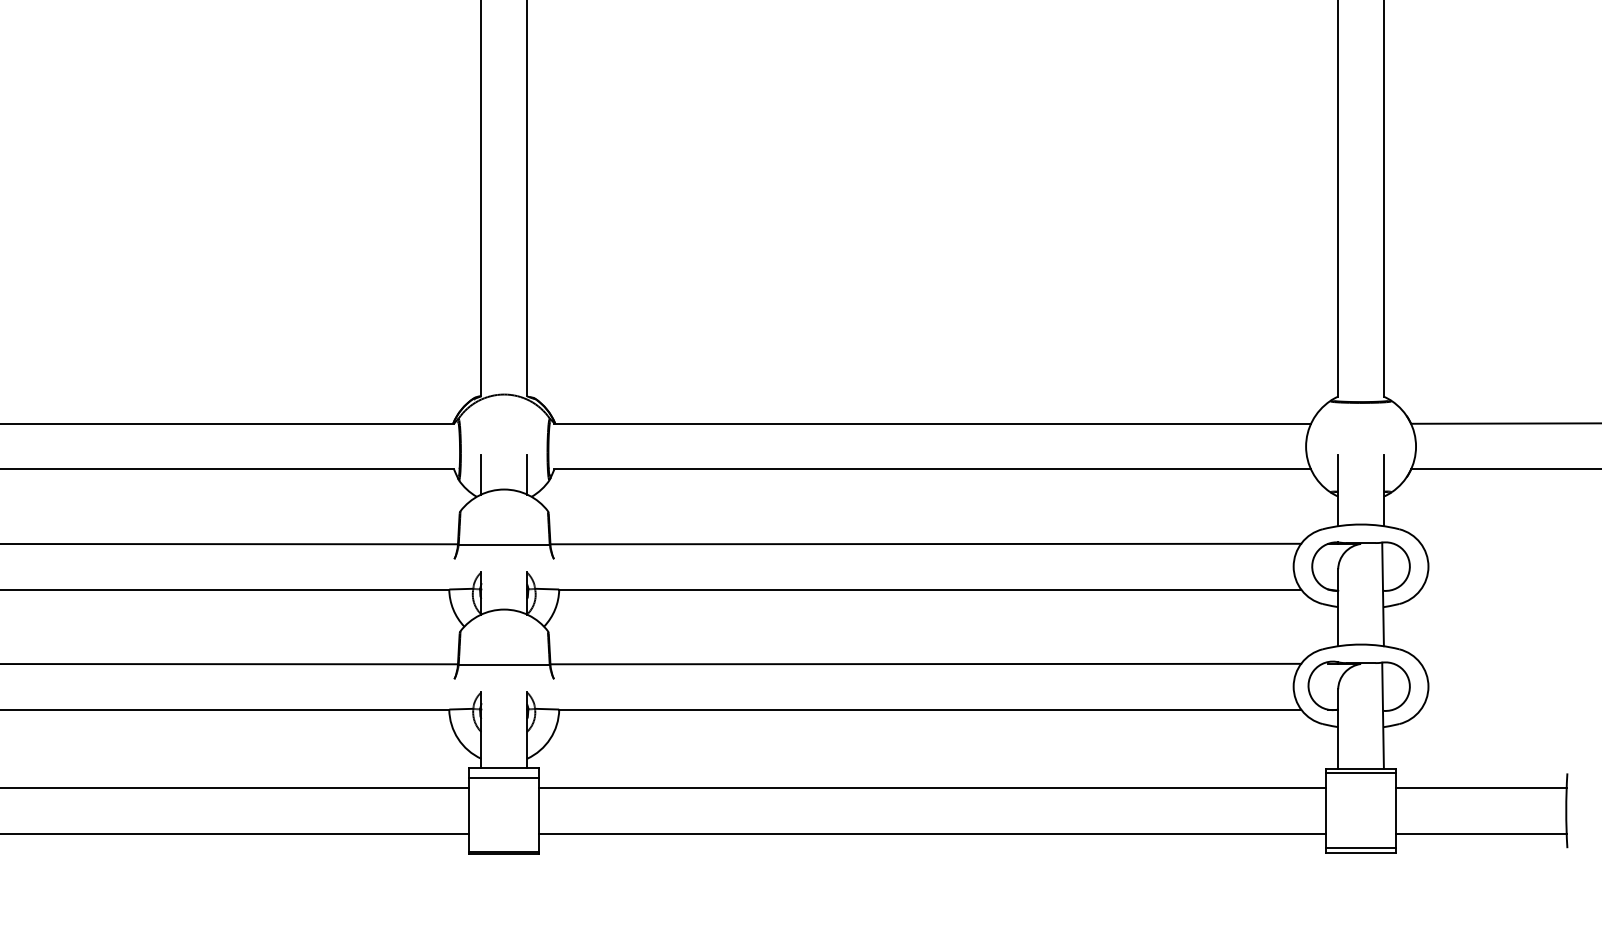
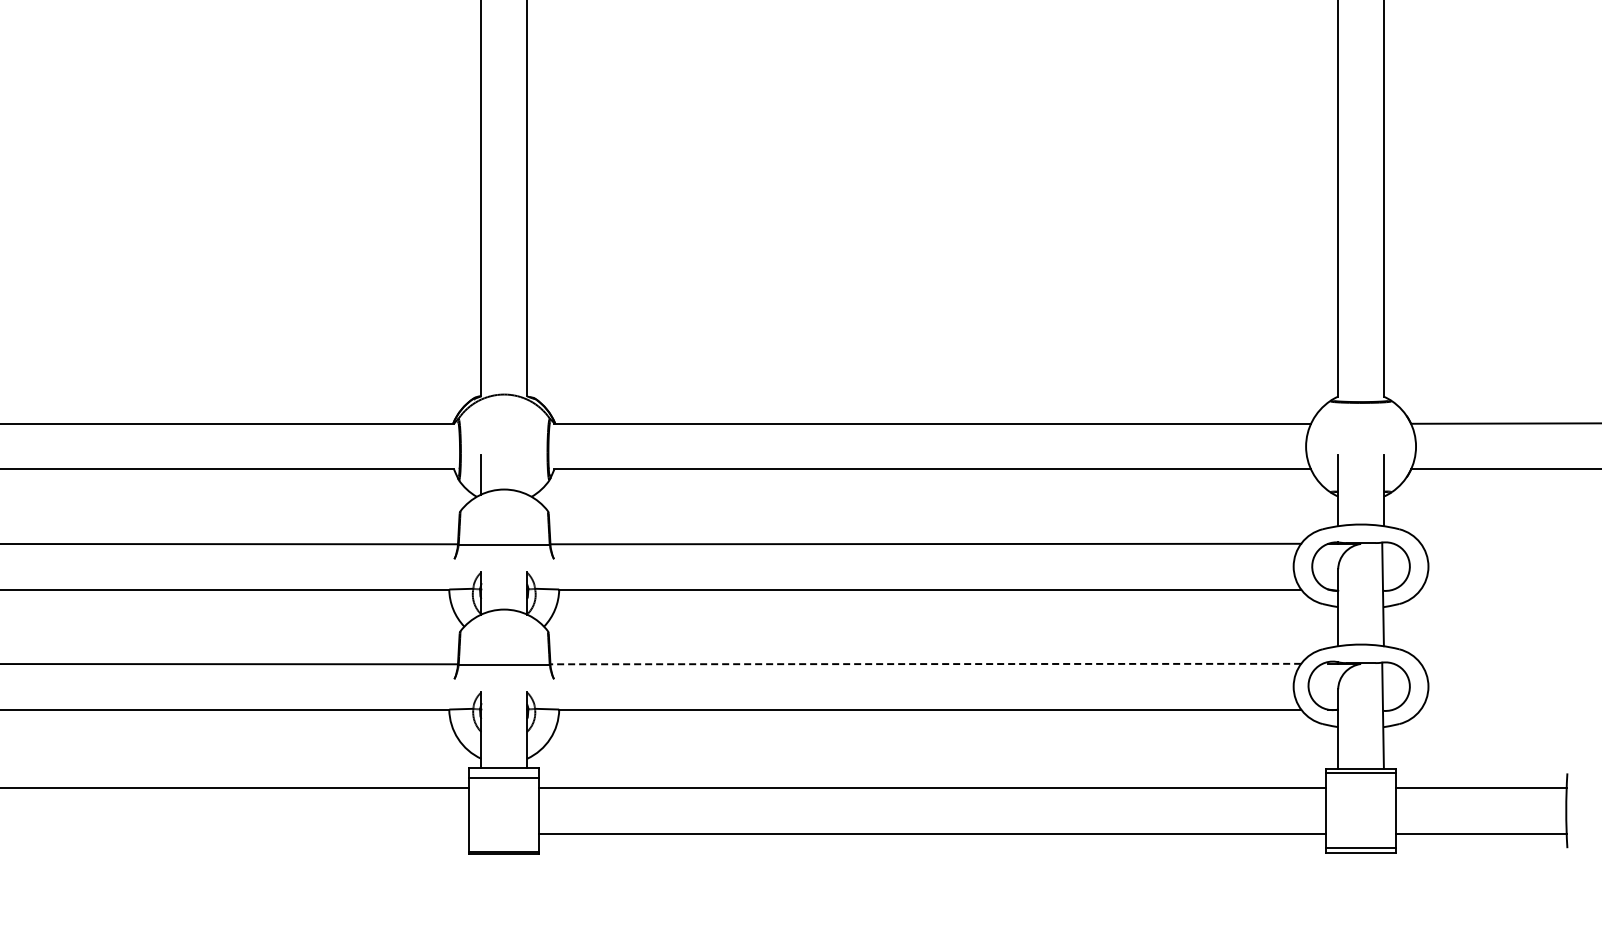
line: present -> none (527, 474)
line: solid -> dashed (925, 664)
line: present -> none (235, 833)
